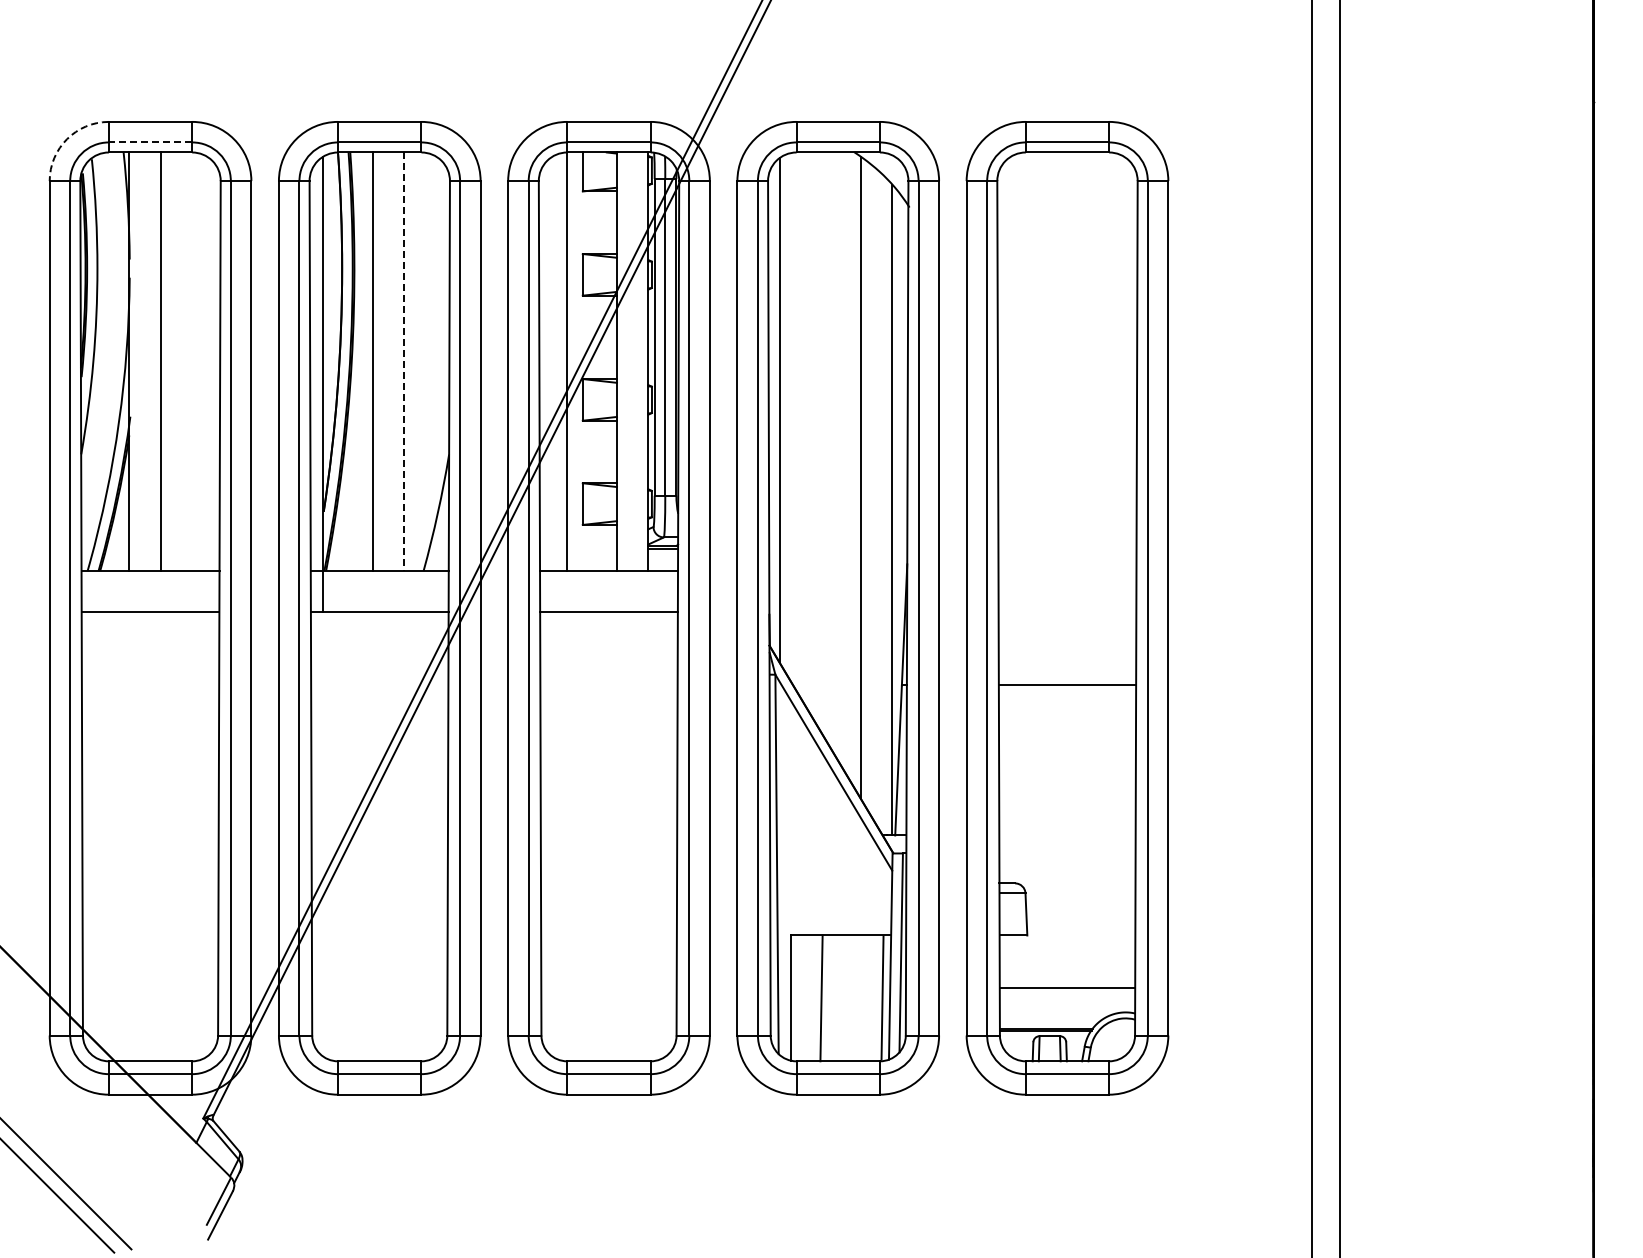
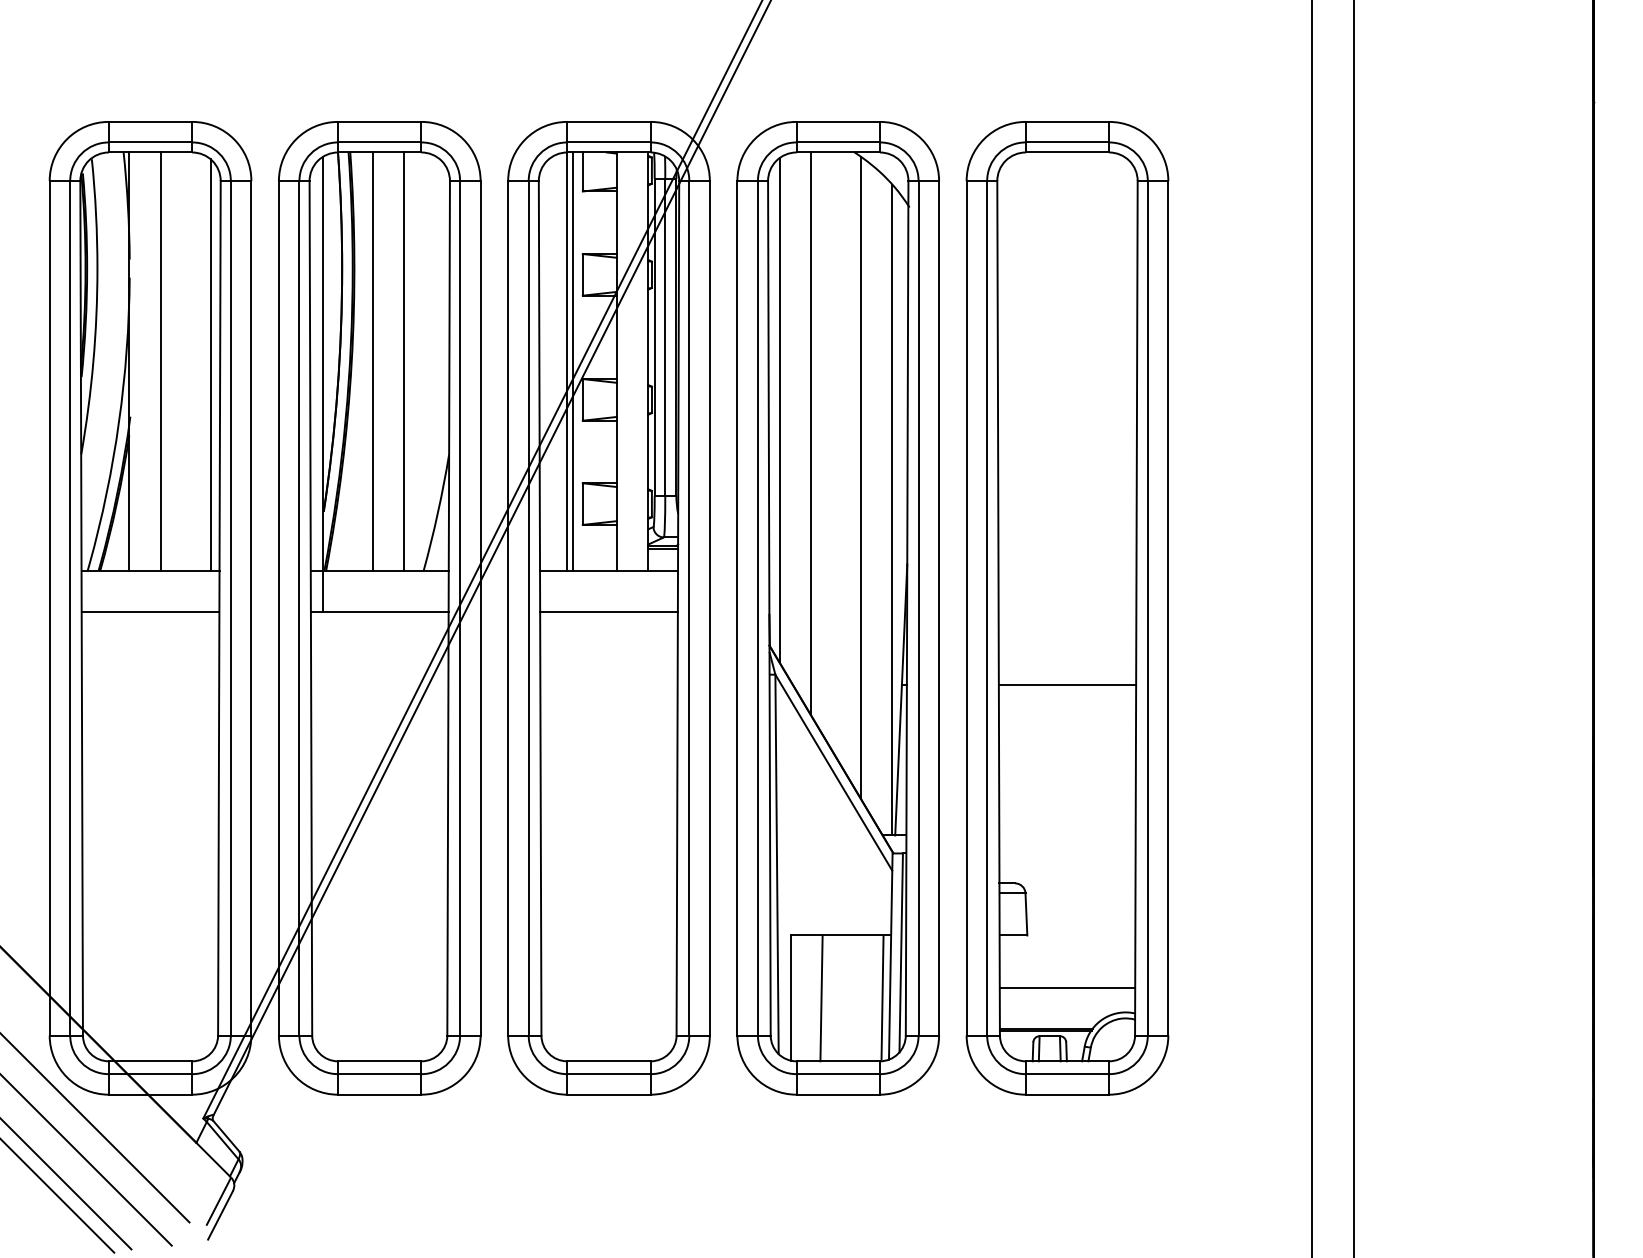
arc: dashed -> solid (67, 139)
line: dashed -> solid (150, 142)
line: none -> present (572, 361)
line: dashed -> solid (404, 362)
line: none -> present (210, 364)
line: none -> present (810, 433)
line position: (1340, 628) -> (1354, 628) (1354, 628)
line: none -> present (95, 1128)
line: none -> present (86, 1160)
